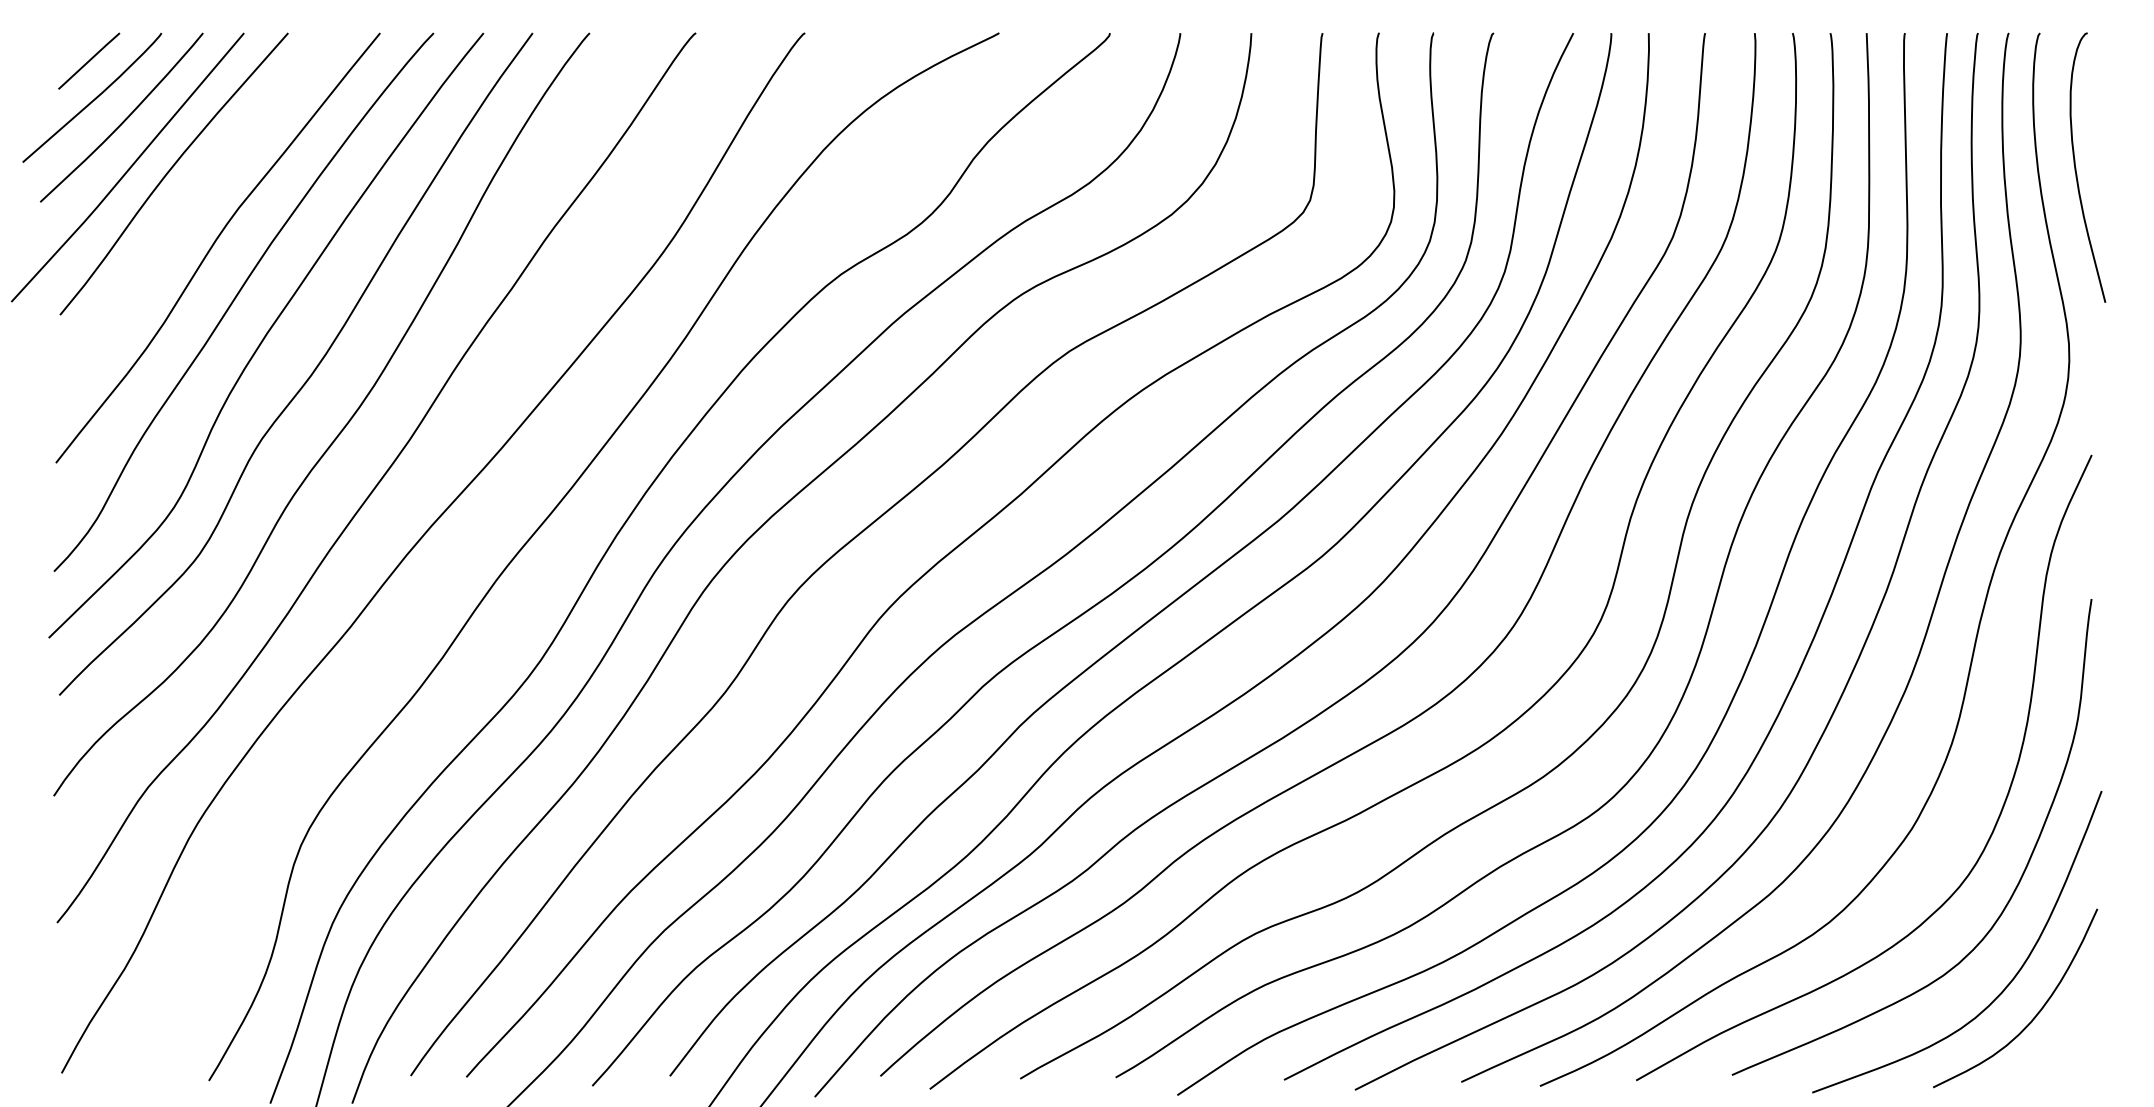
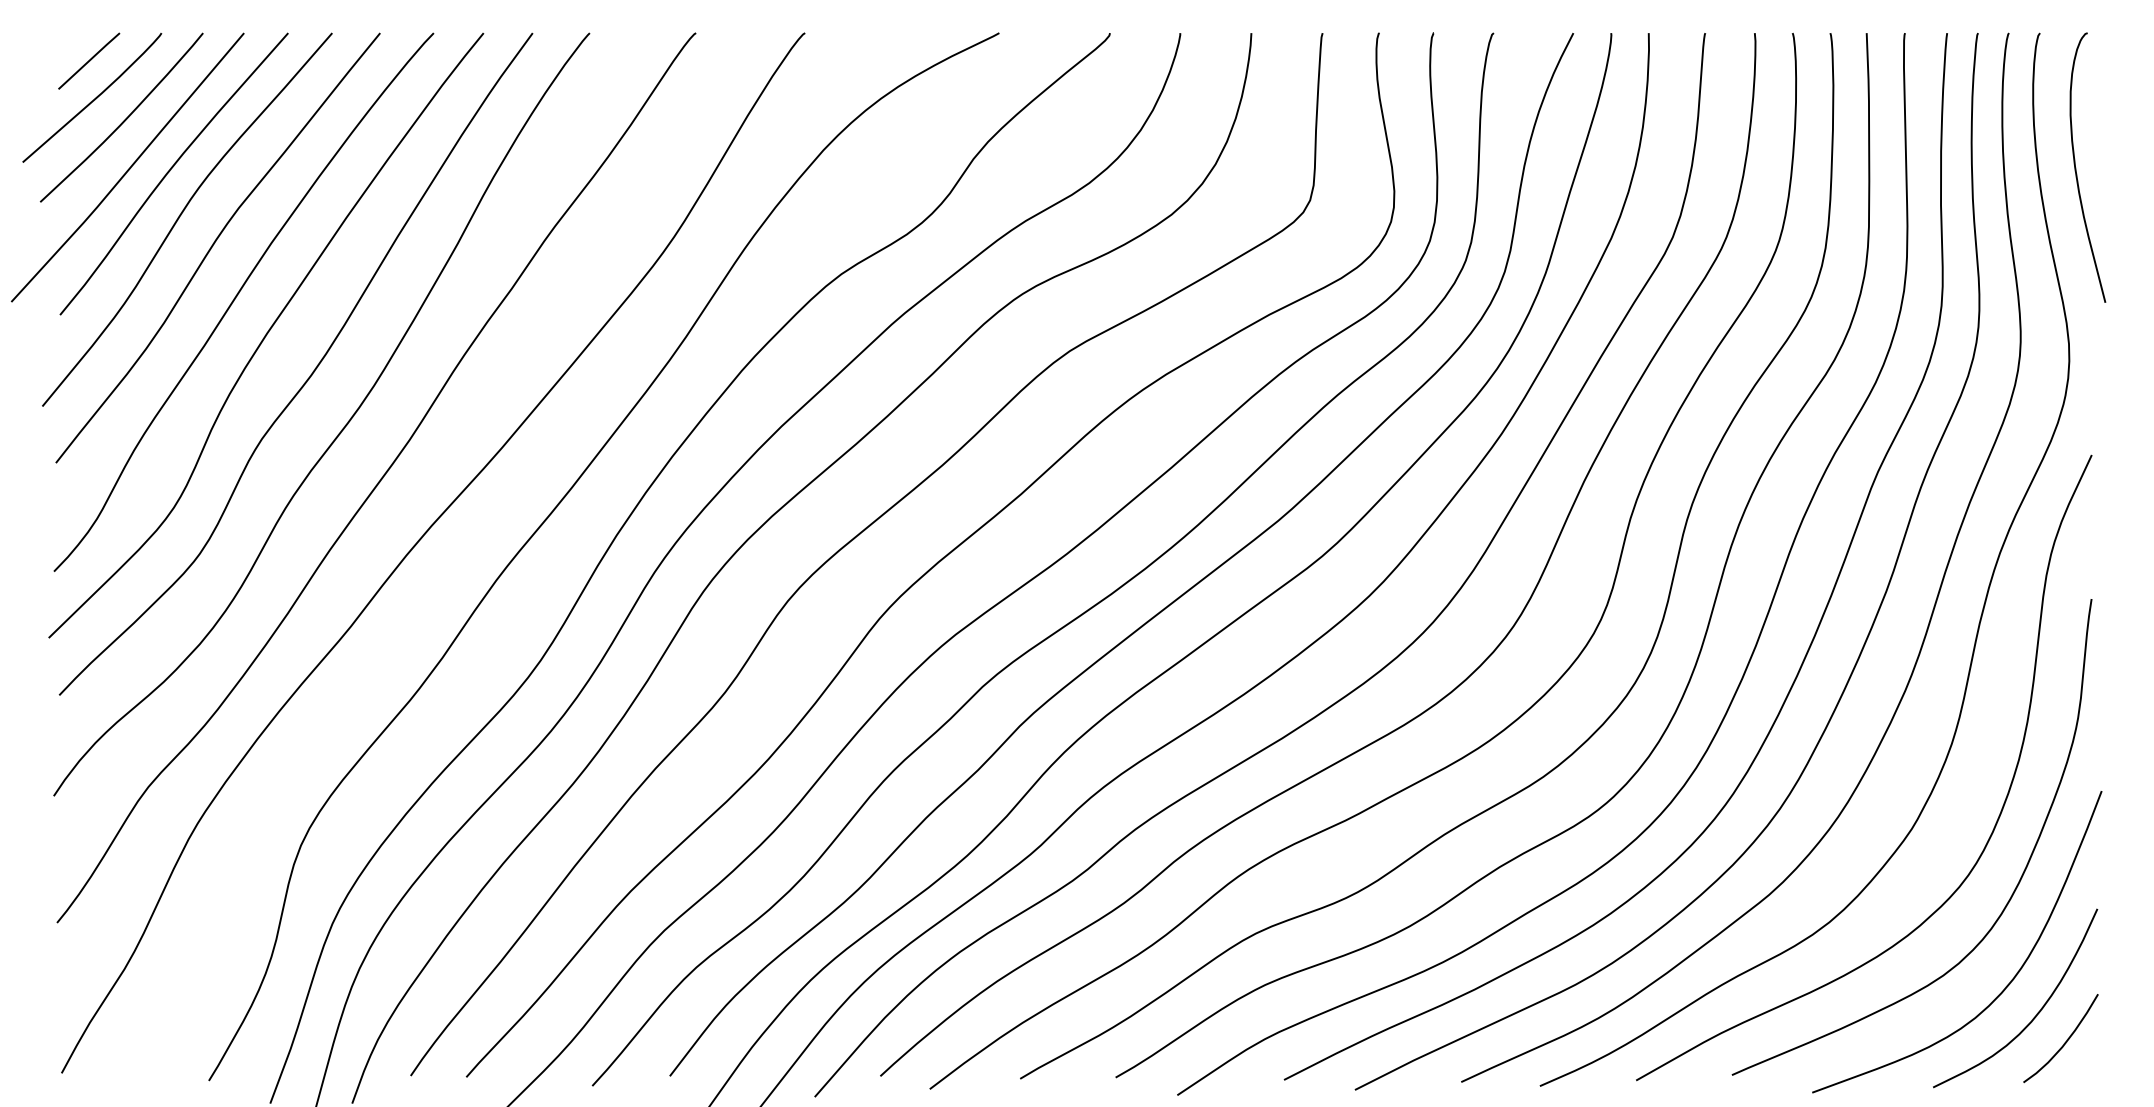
curve: none -> present (181, 215)
curve: none -> present (2064, 1042)
